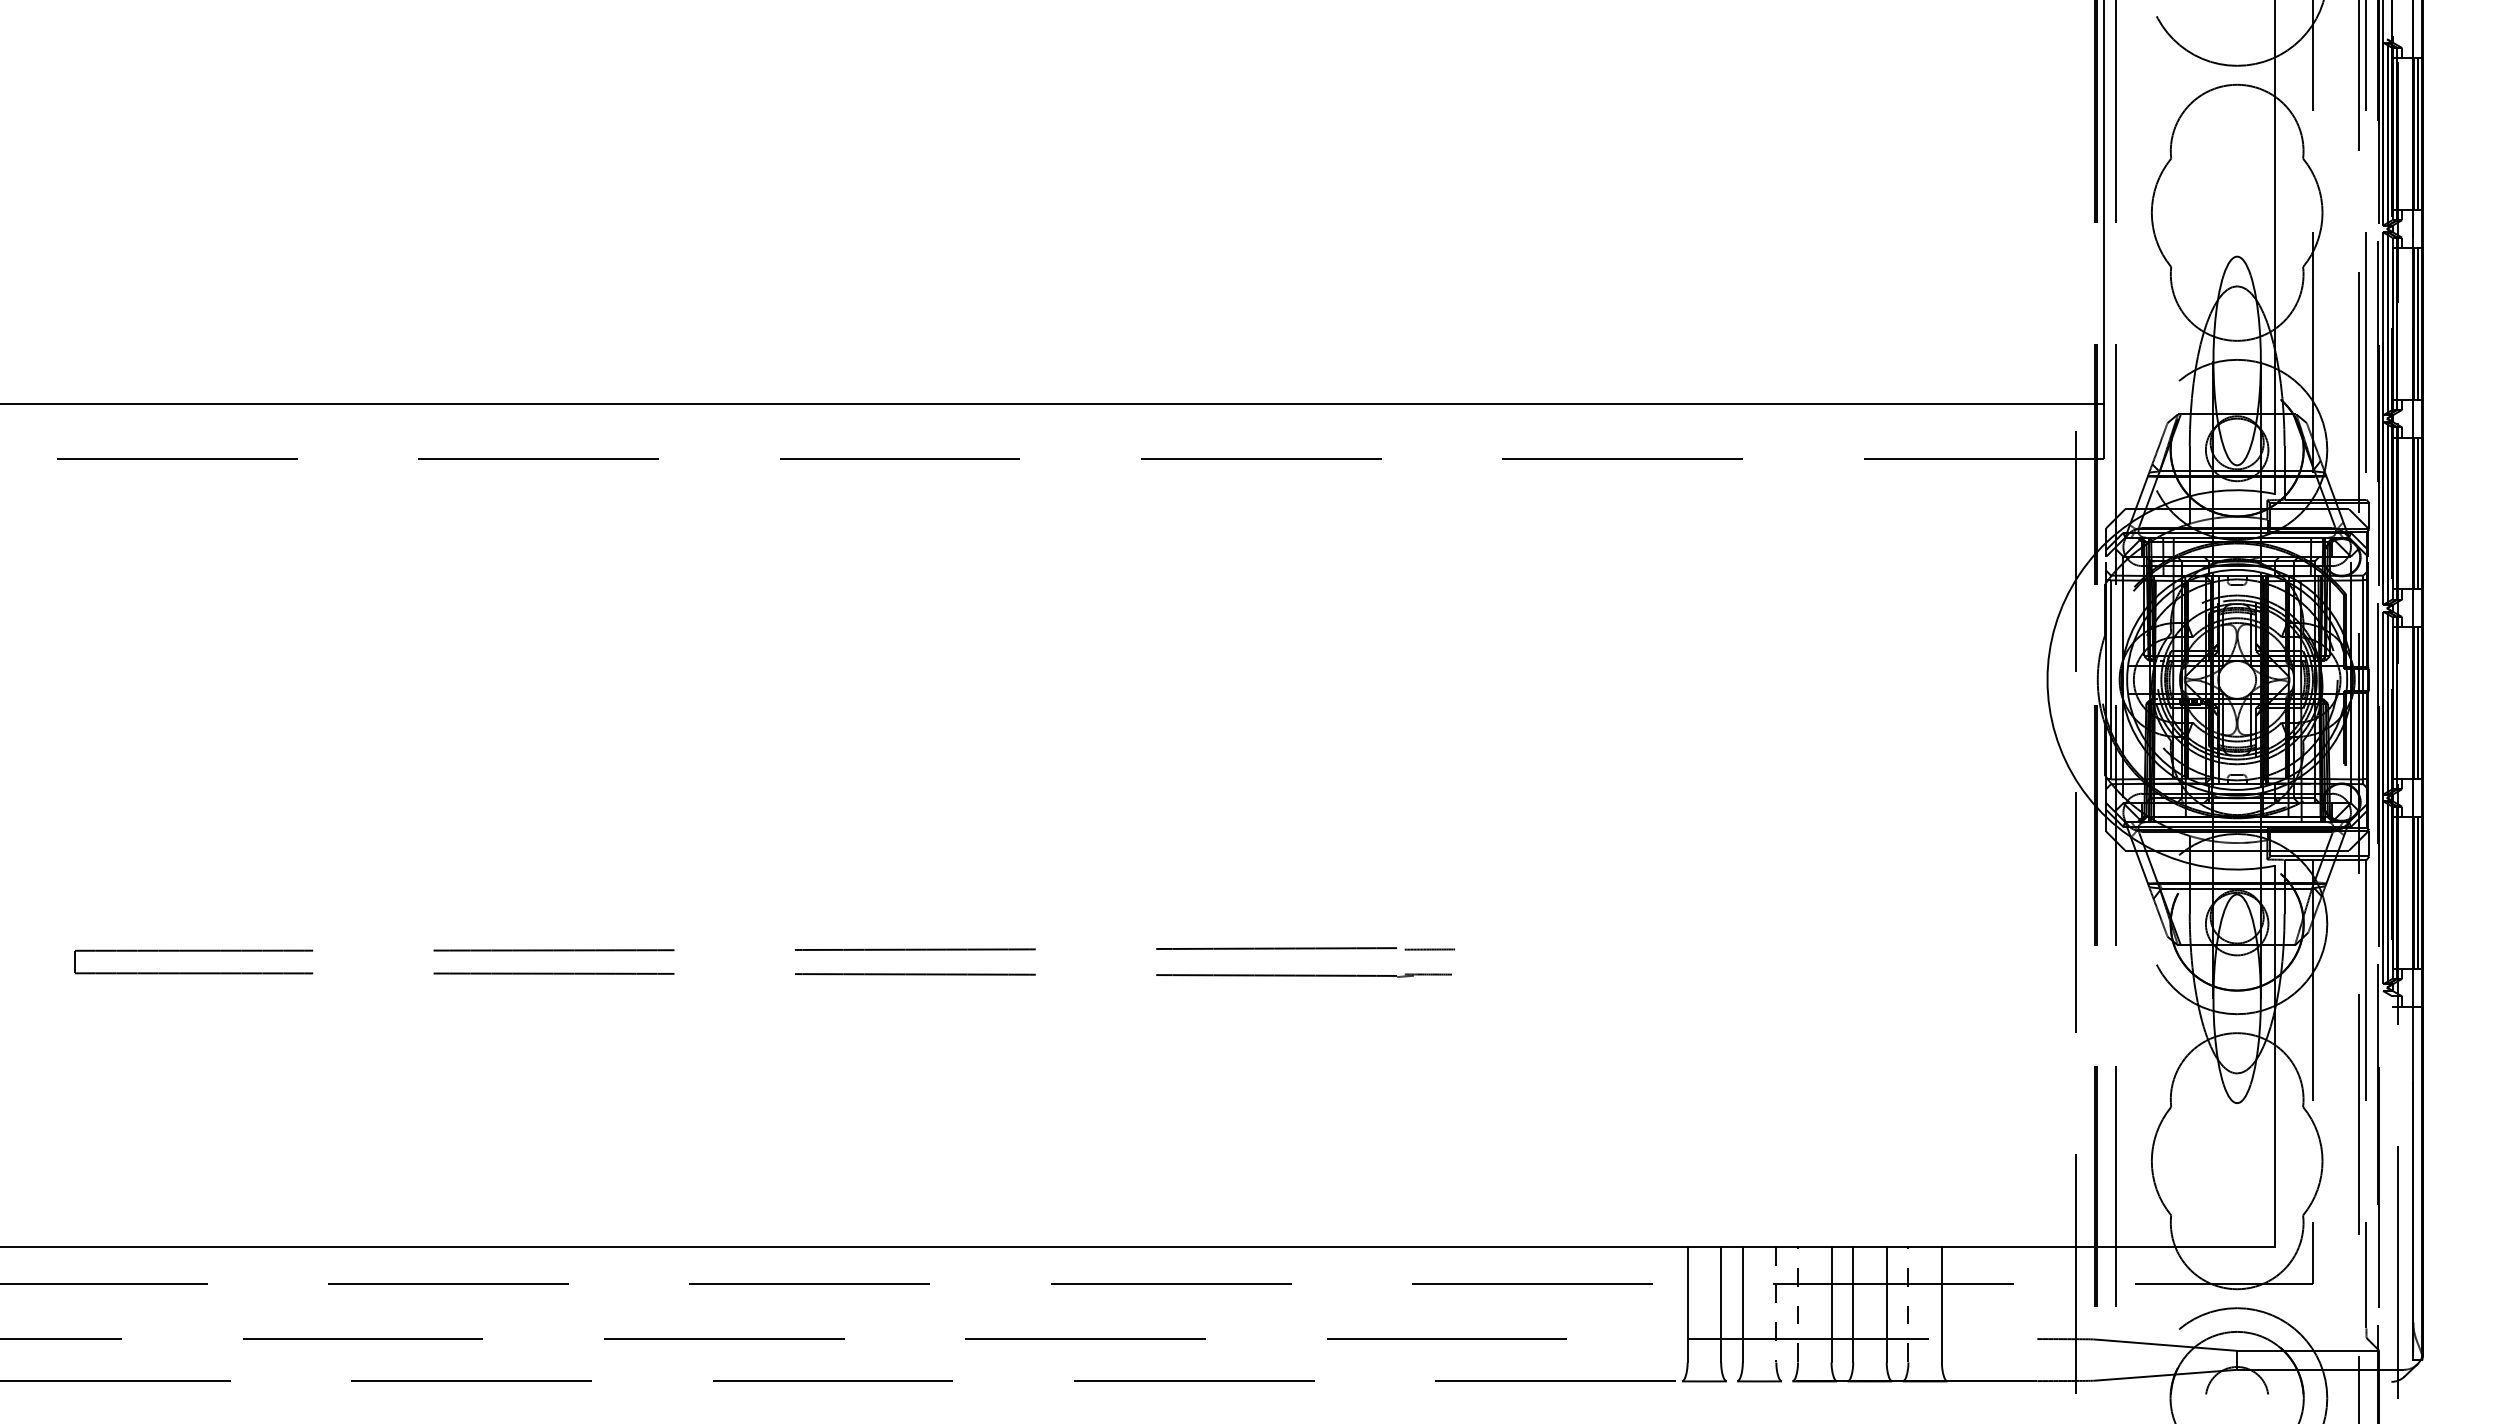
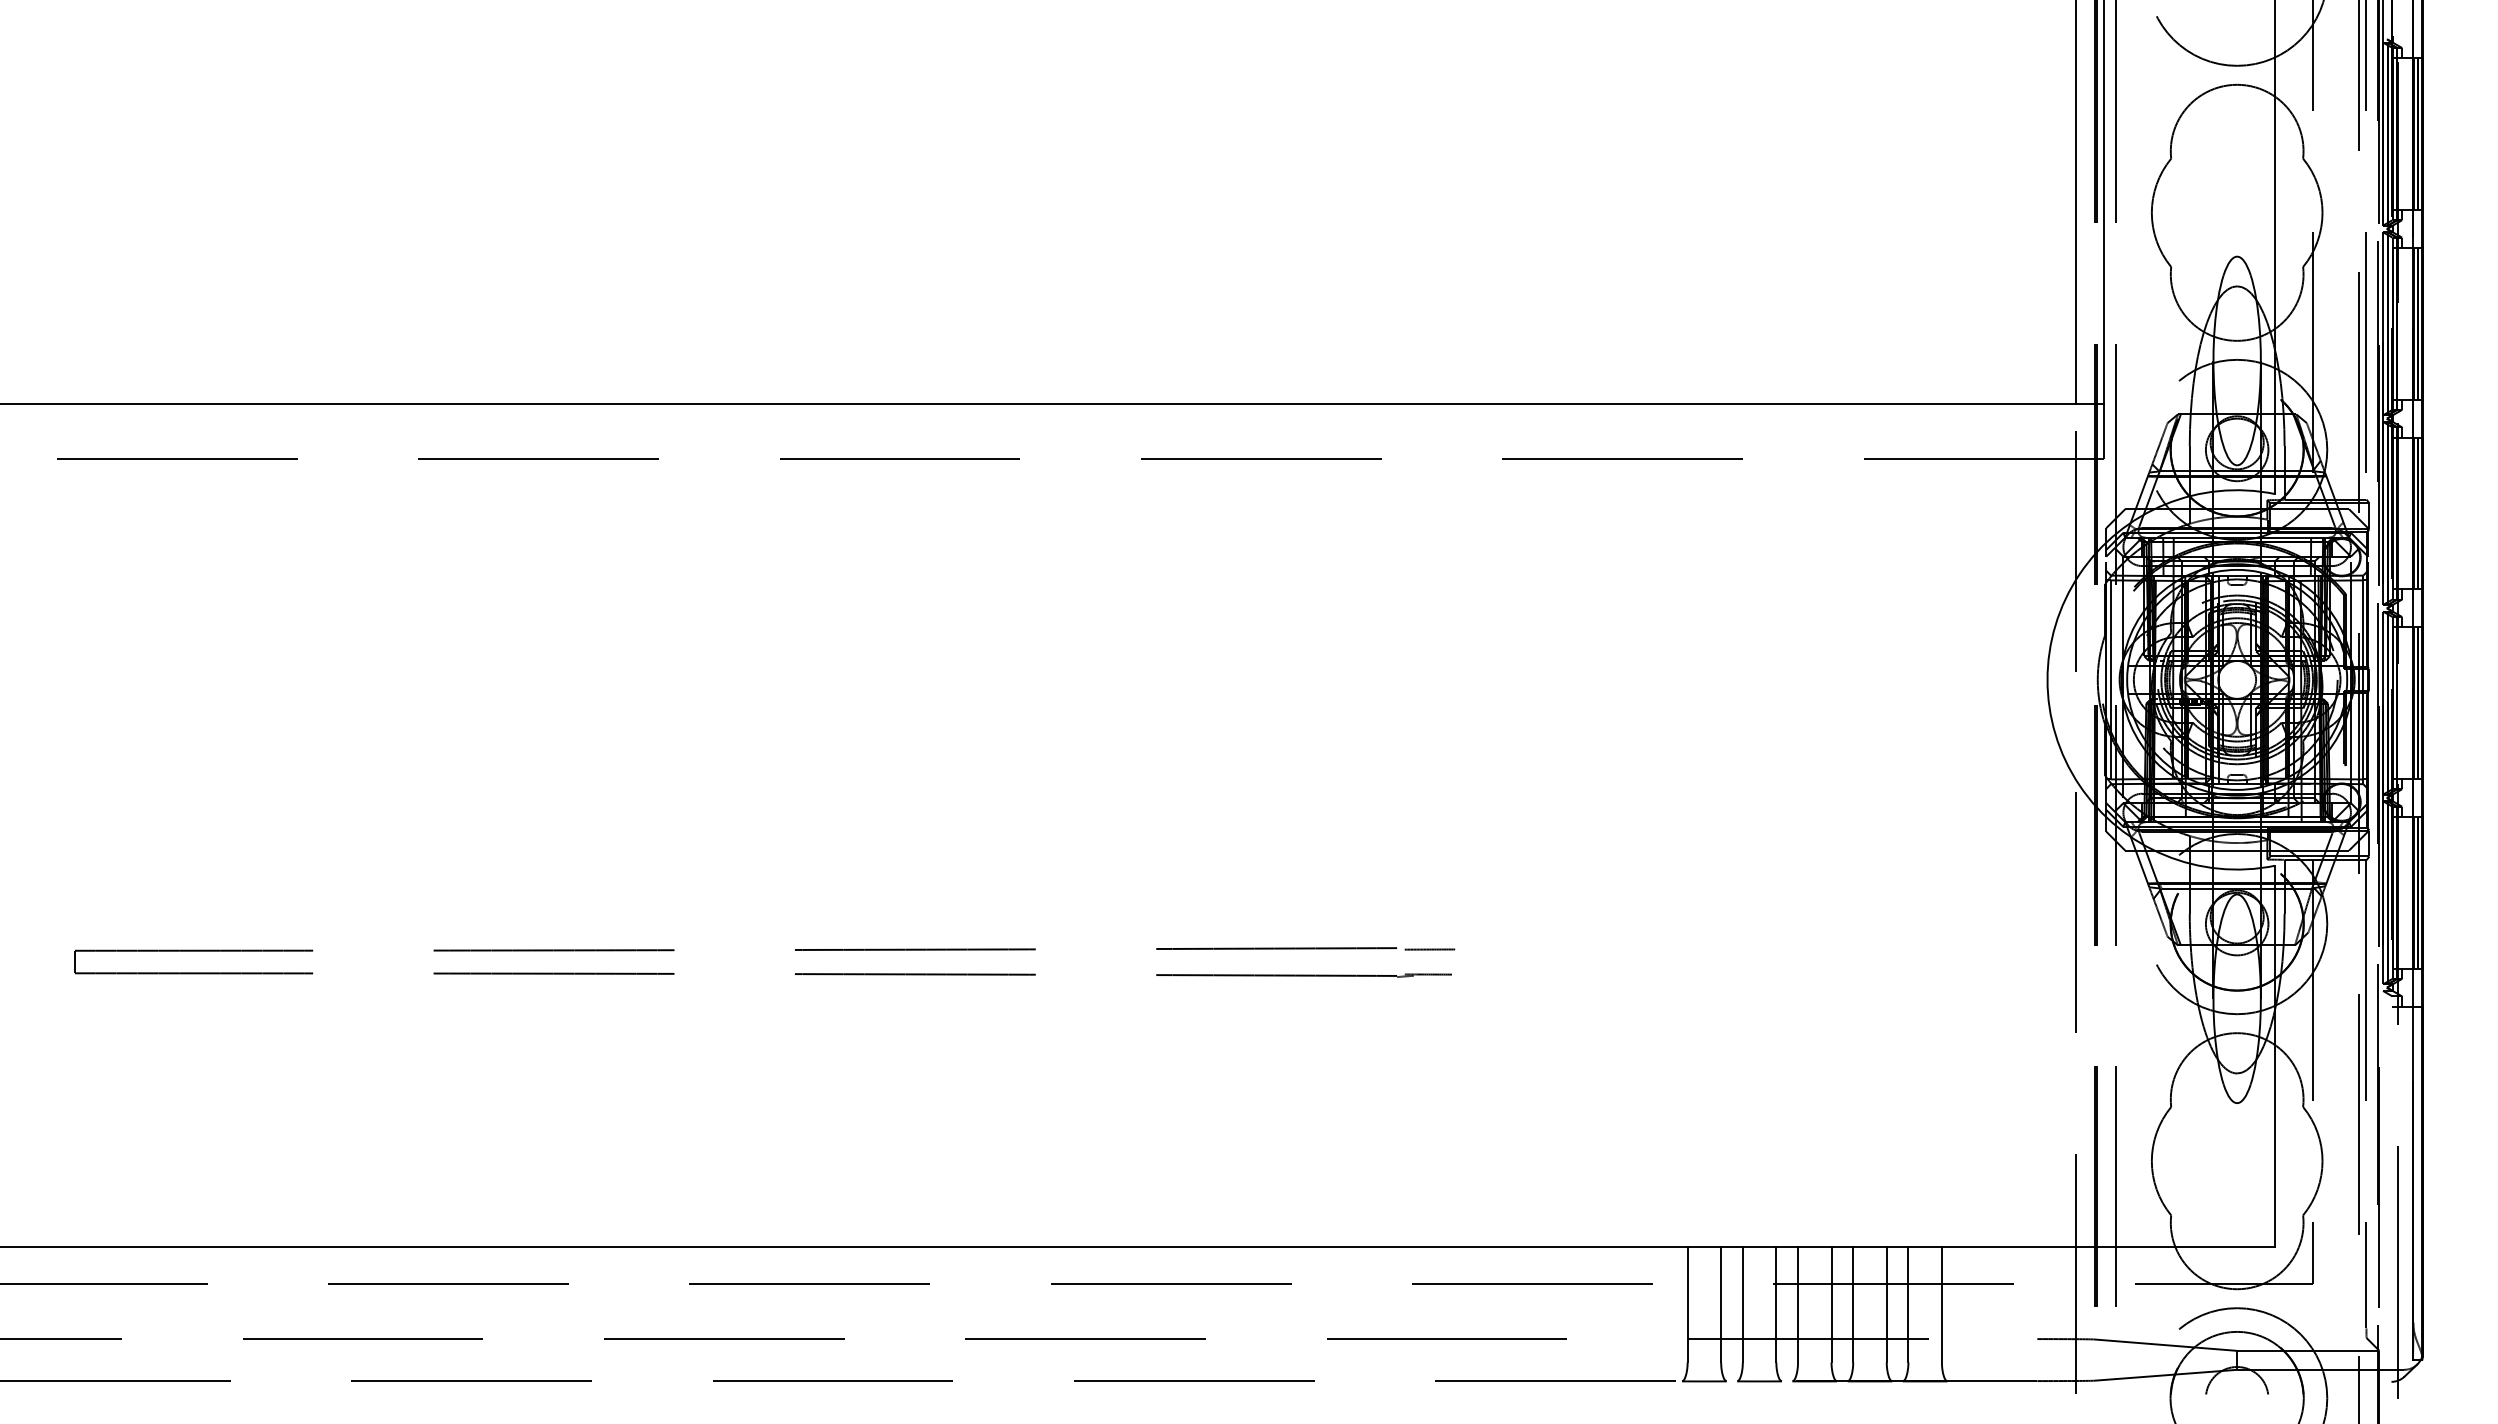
line: none -> present (2075, 203)
line: dashed -> solid (1776, 1304)
line: dashed -> solid (1798, 1304)
line: dashed -> solid (1908, 1304)
